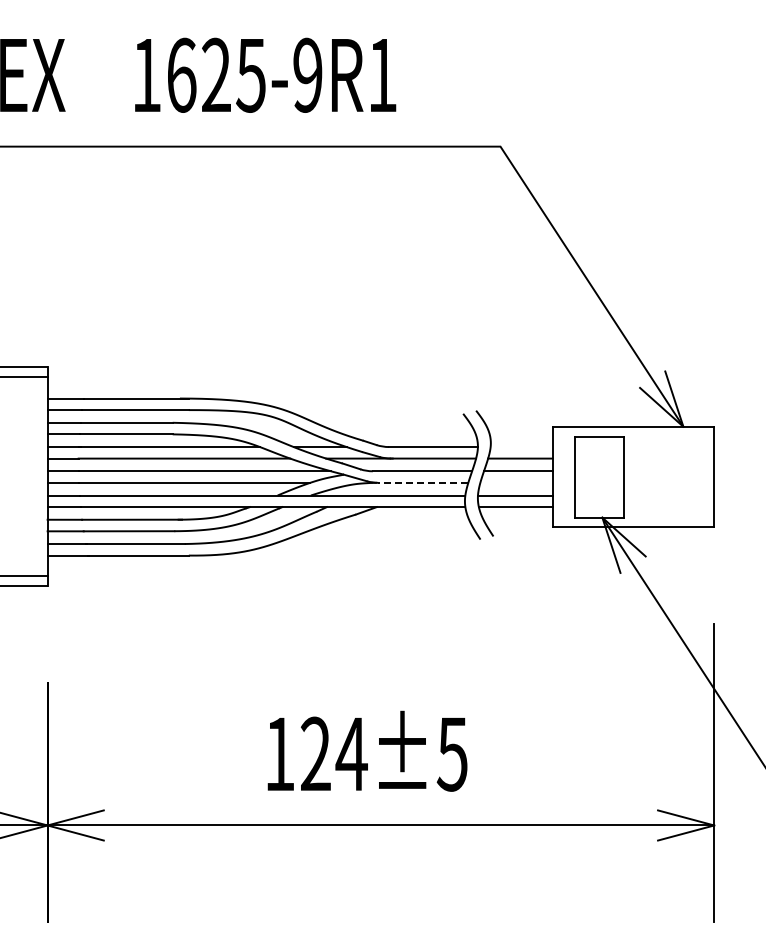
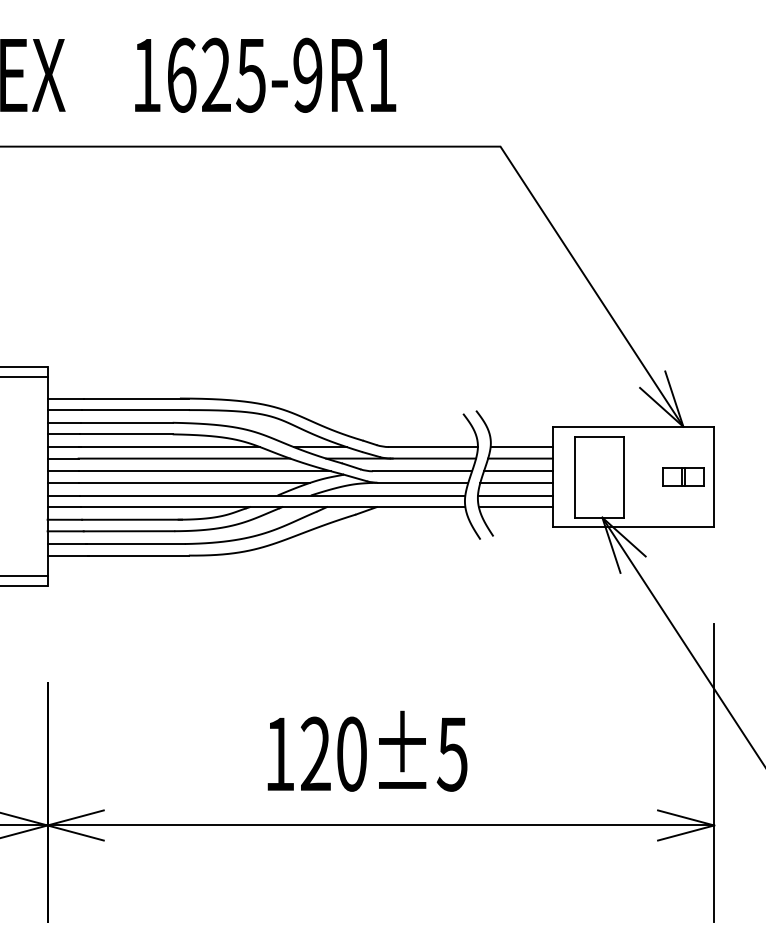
line: none -> present (521, 447)
part: none -> present (683, 476)
line: dashed -> solid (422, 482)
line: none -> present (516, 482)
text: 124±5 -> 120±5 (351, 753)
